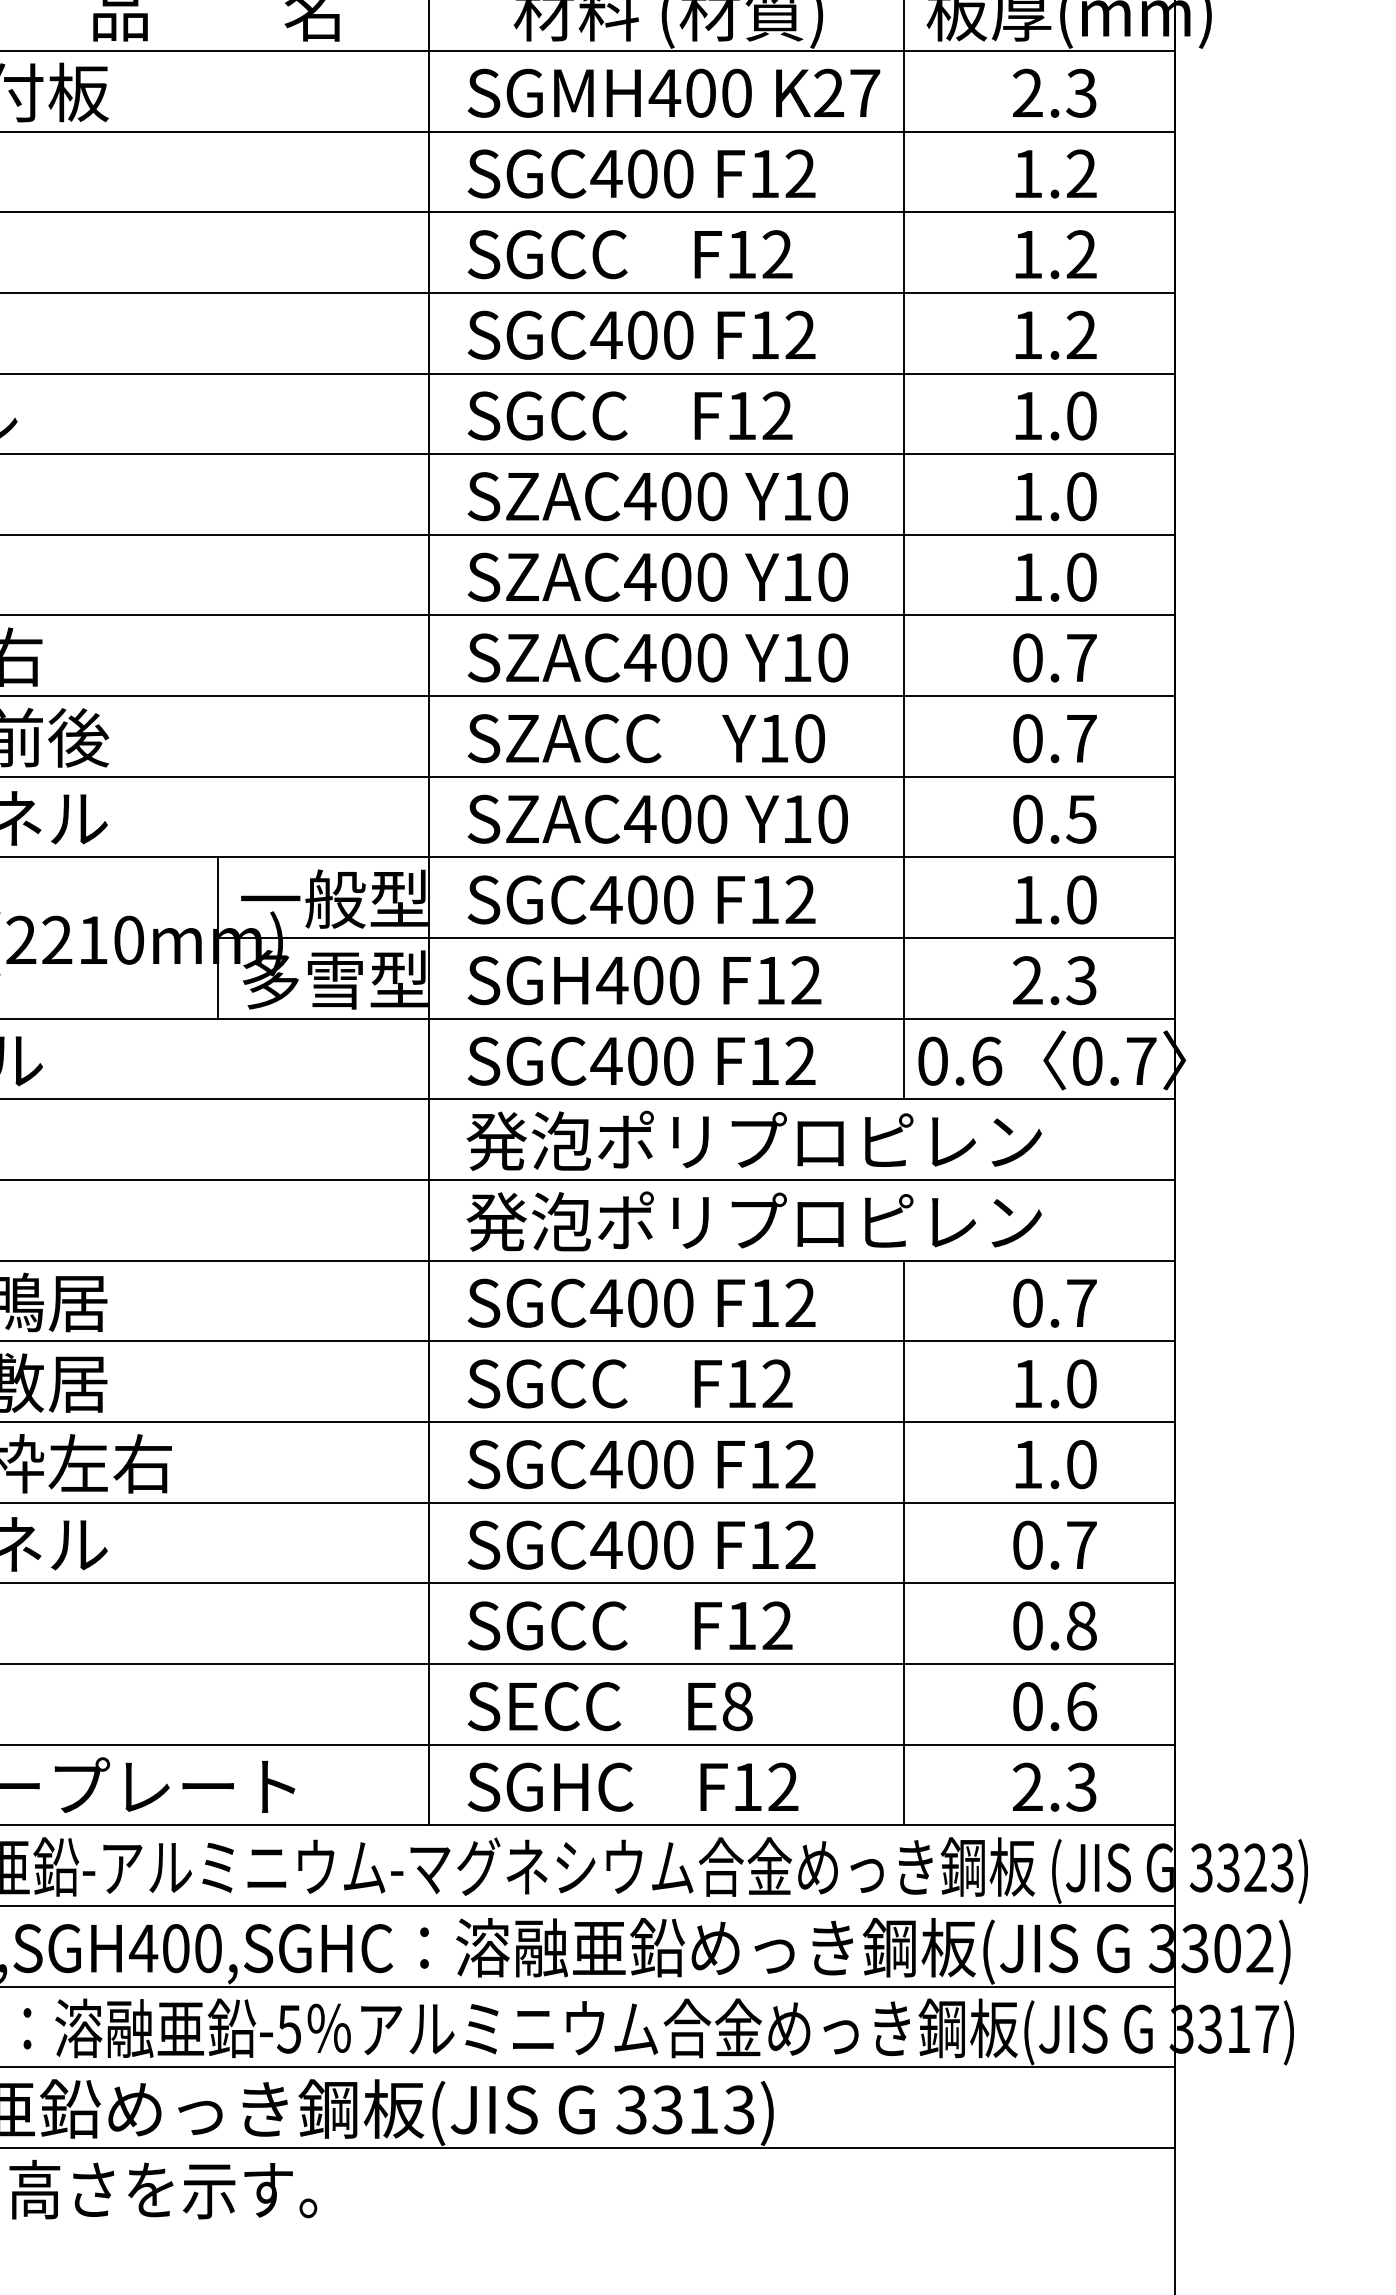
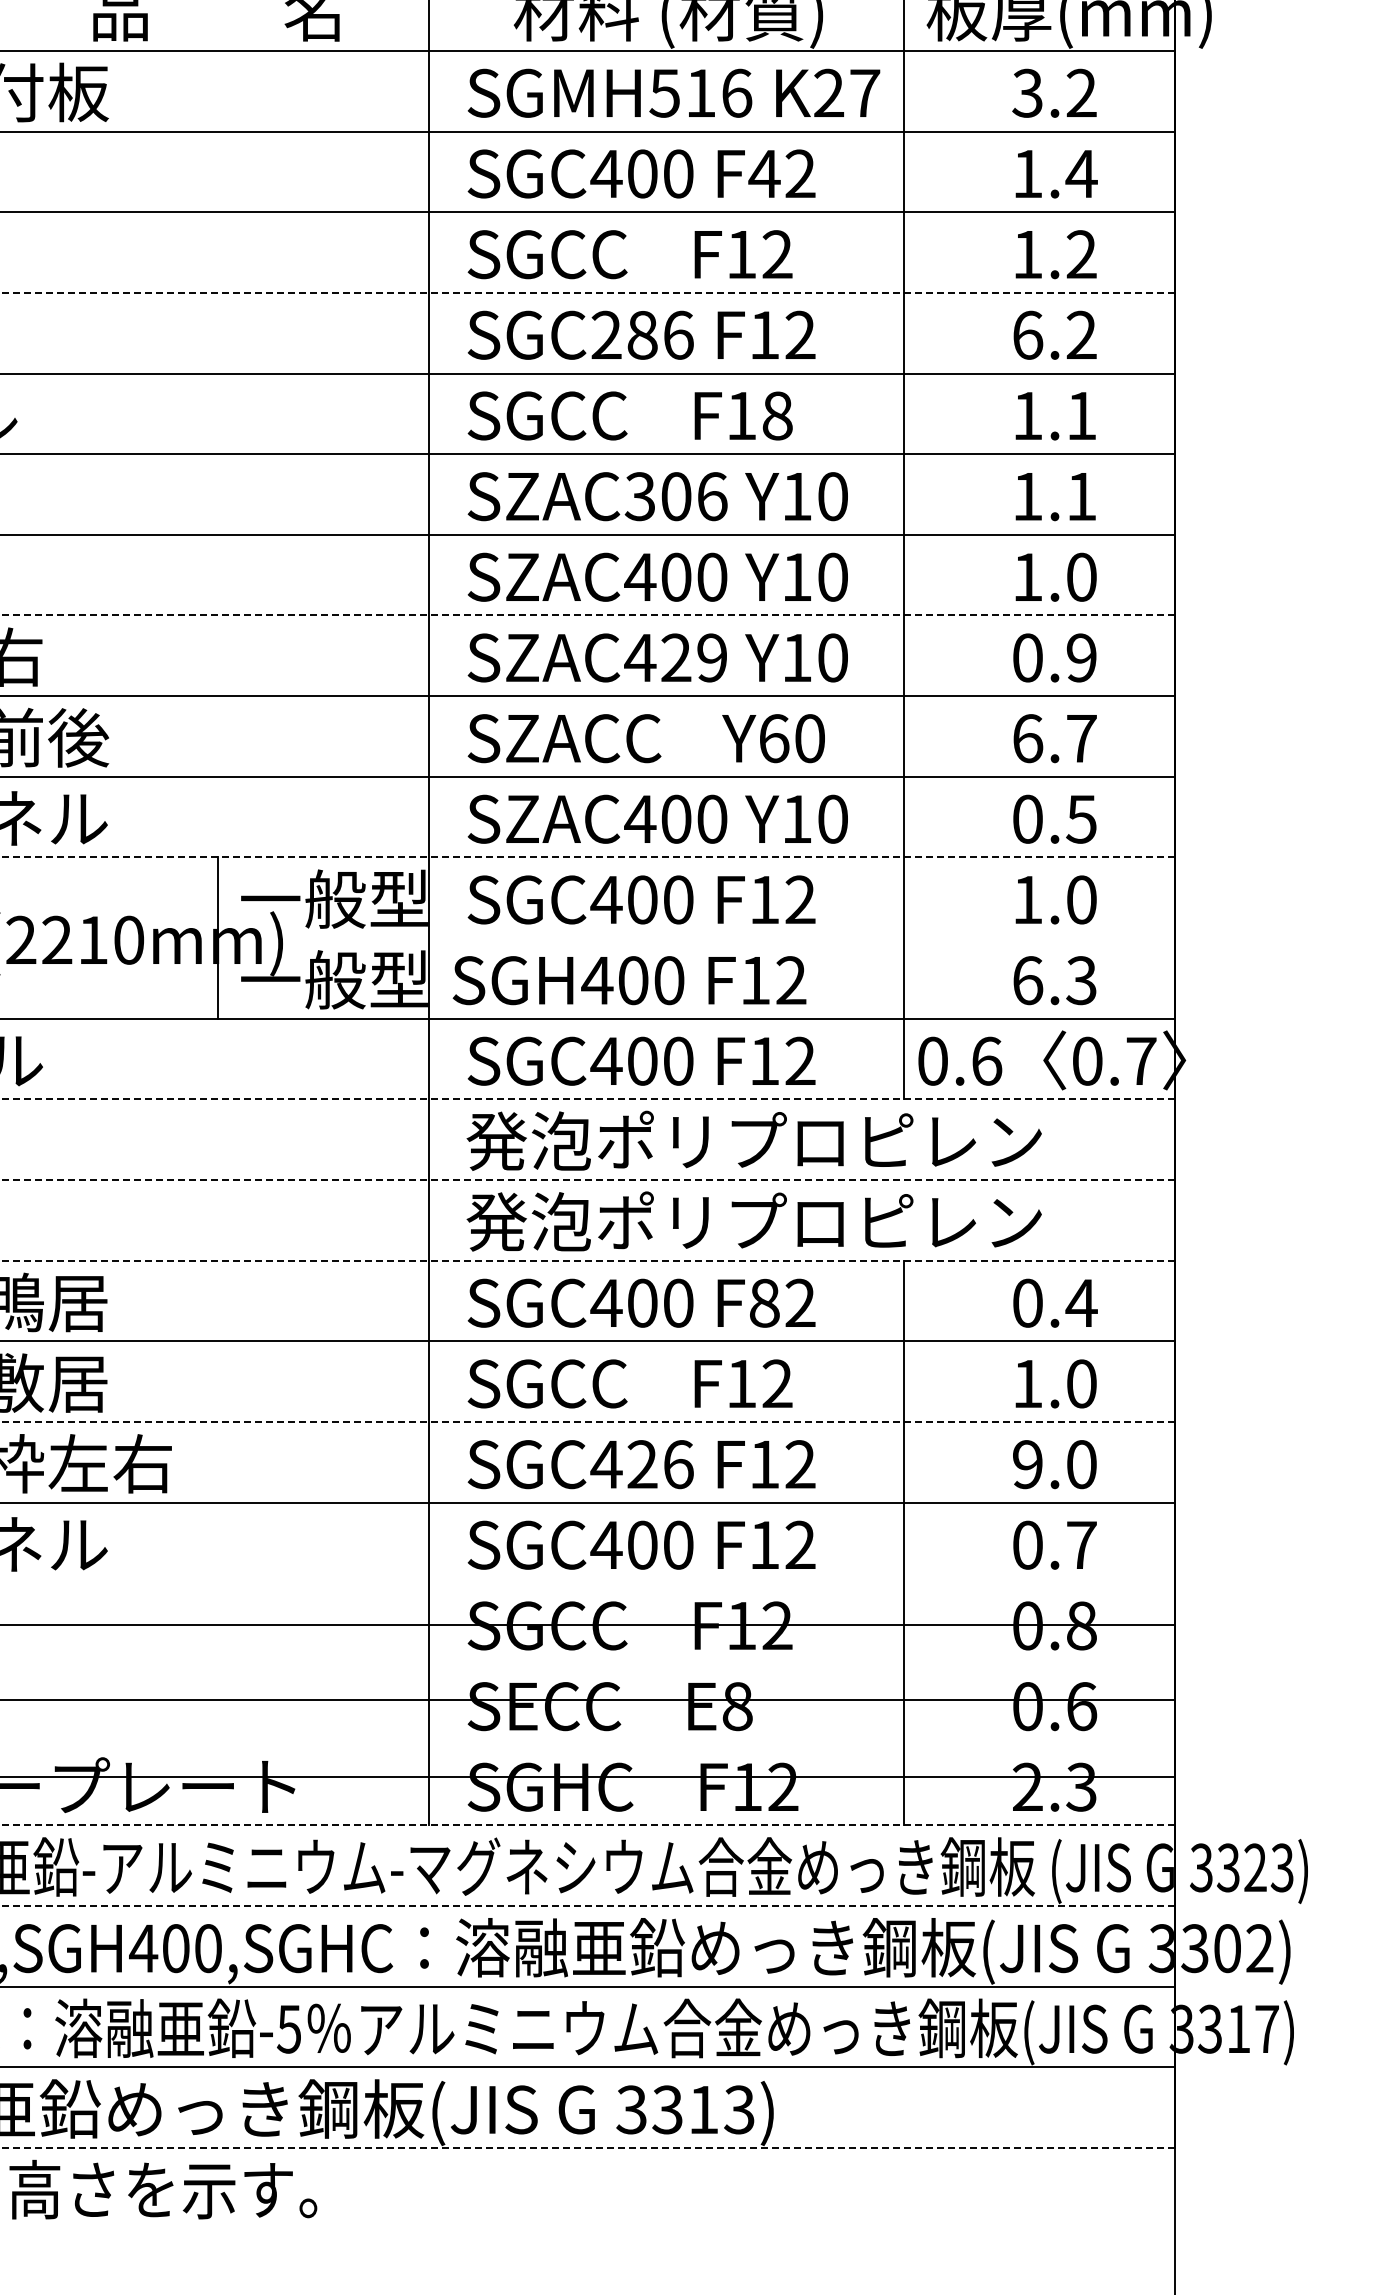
text: SGMH400 -> SGMH516 (700, 92)
text: 2.3 -> 3.2 (1054, 93)
text: F12 -> F42 (764, 173)
text: 1.2 -> 1.4 (1081, 173)
line: solid -> dashed (587, 292)
text: SGC400 -> SGC286 (641, 334)
text: 1.2 -> 6.2 (1028, 334)
text: F12 -> F18 (777, 415)
text: 1.0 -> 1.1 (1081, 415)
text: SZAC400 -> SZAC306 (675, 496)
text: 1.0 -> 1.1 (1081, 496)
line: solid -> dashed (587, 615)
text: SZAC400 -> SZAC429 (694, 657)
text: 0.7 -> 0.9 (1081, 657)
text: Y10 -> Y60 (774, 738)
text: 0.7 -> 6.7 (1028, 738)
line: solid -> dashed (587, 857)
line: present -> none (695, 938)
text: 多雪型 -> 一般型 (303, 979)
text position: (644, 980) -> (629, 980) (629, 980)
text: 2.3 -> 6.3 (1028, 980)
line: solid -> dashed (587, 1099)
line: solid -> dashed (587, 1180)
line: solid -> dashed (587, 1260)
text: F12 -> F82 (764, 1302)
text: 0.7 -> 0.4 (1081, 1302)
line: solid -> dashed (587, 1422)
text: SGC400 -> SGC426 (660, 1464)
text: 1.0 -> 9.0 (1027, 1464)
line position: (588, 1583) -> (588, 1625) (588, 1625)
line position: (588, 1664) -> (588, 1700) (588, 1700)
line position: (588, 1744) -> (588, 1776) (588, 1776)
line: solid -> dashed (587, 1825)
line: solid -> dashed (587, 1906)
line: solid -> dashed (587, 2148)
